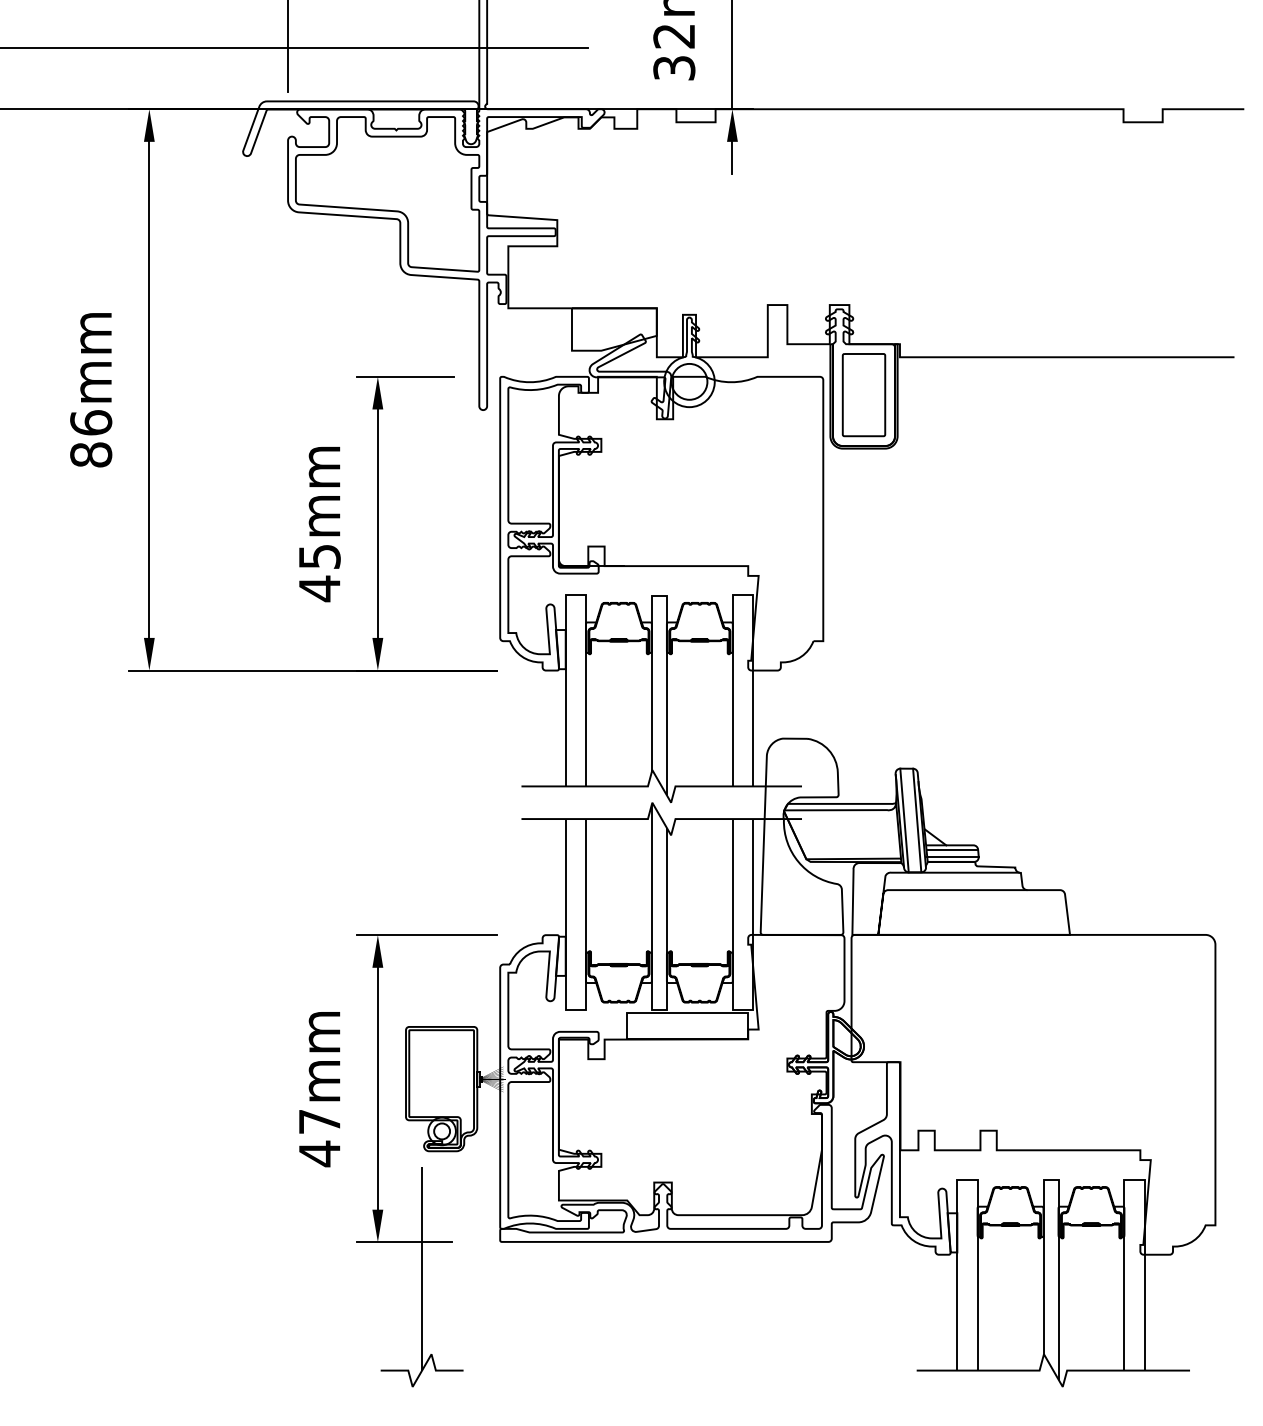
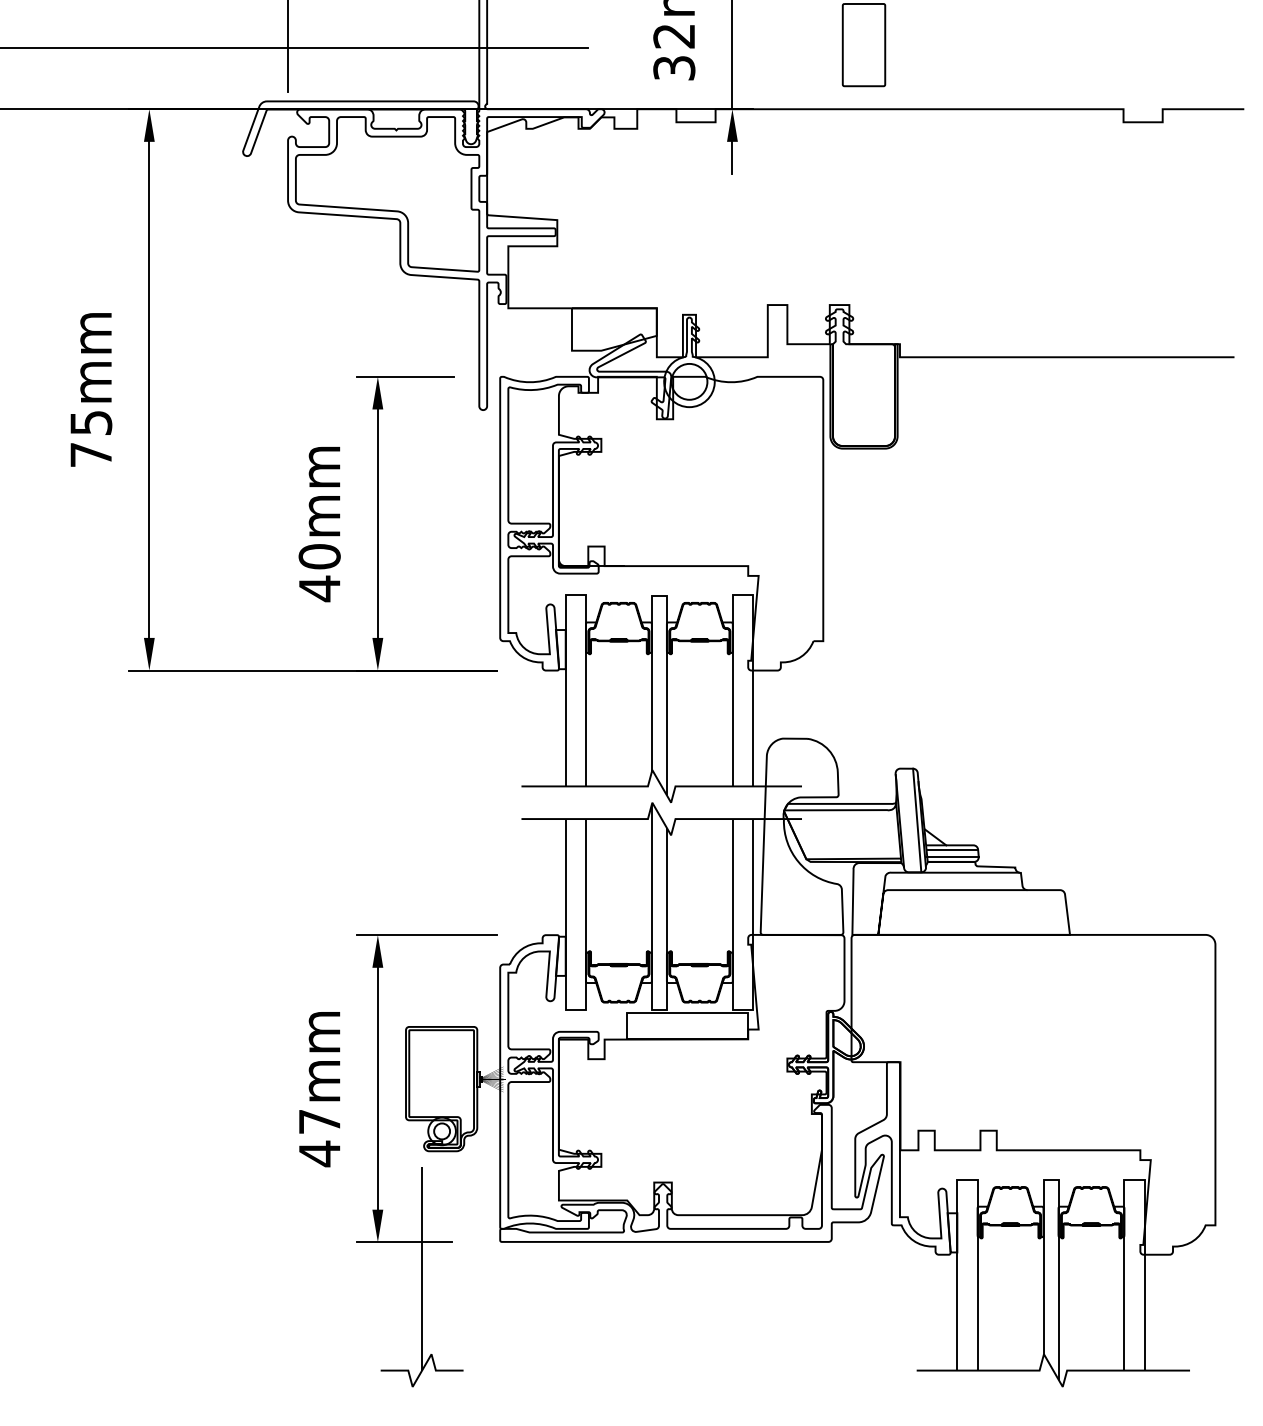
part position: (863, 395) -> (863, 45) (863, 45)
text: 86mm -> 75mm (91, 438)
text: 45mm -> 40mm (319, 556)
line: present -> none (904, 820)
